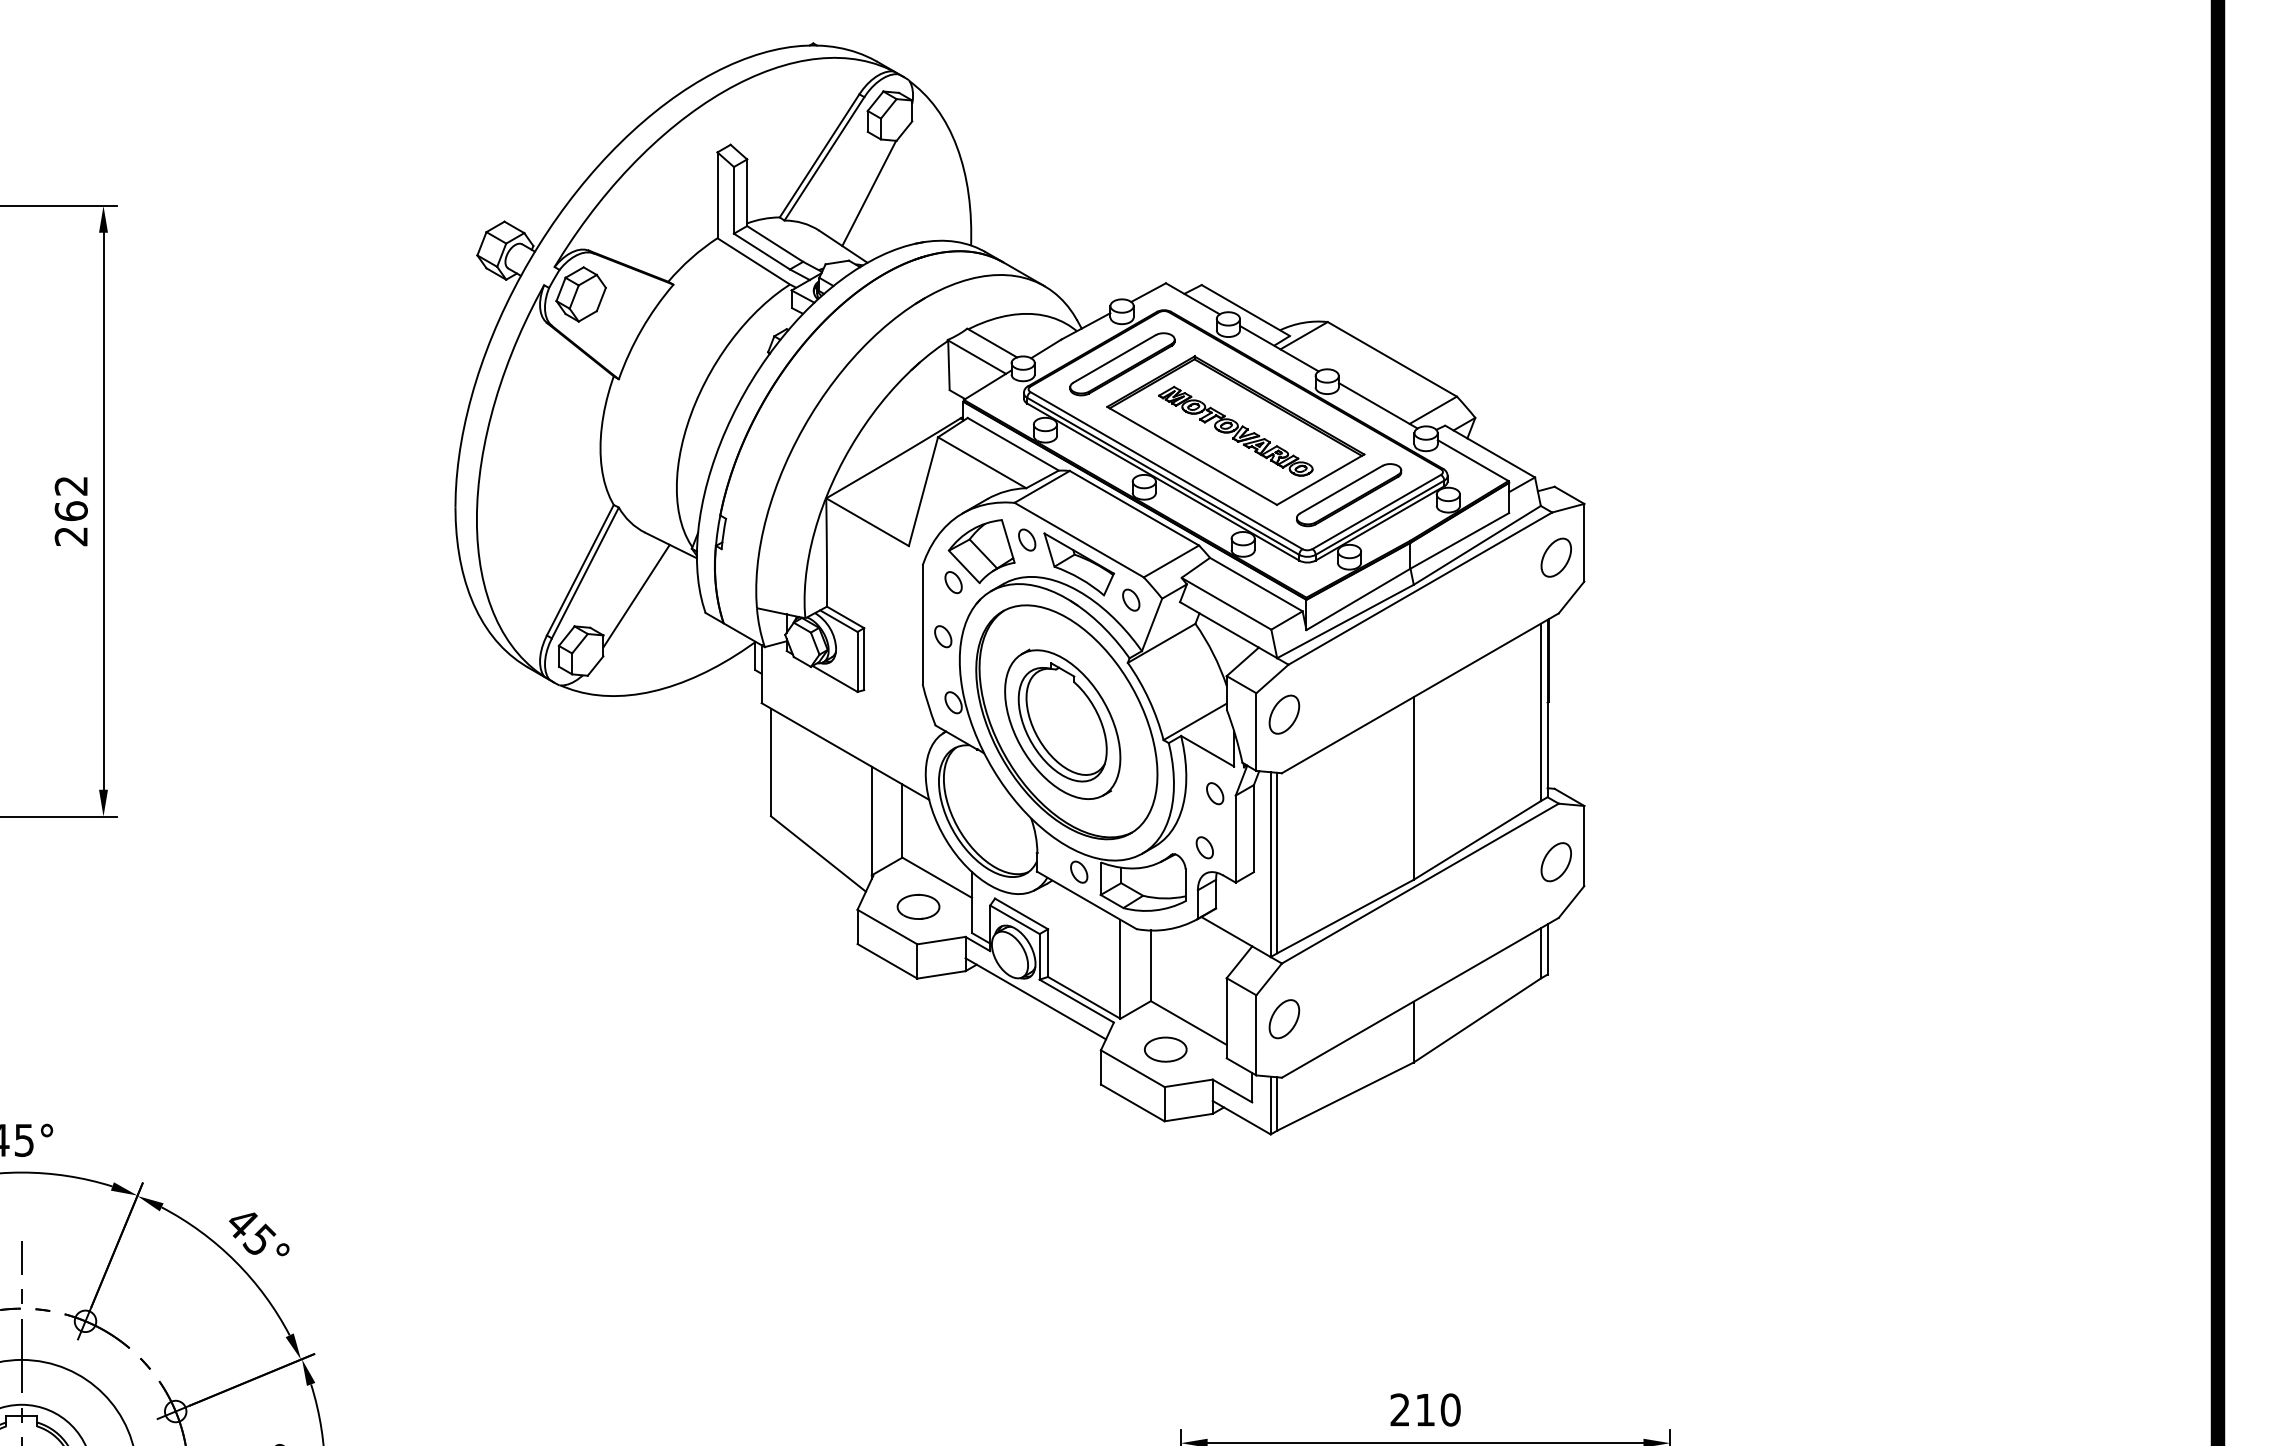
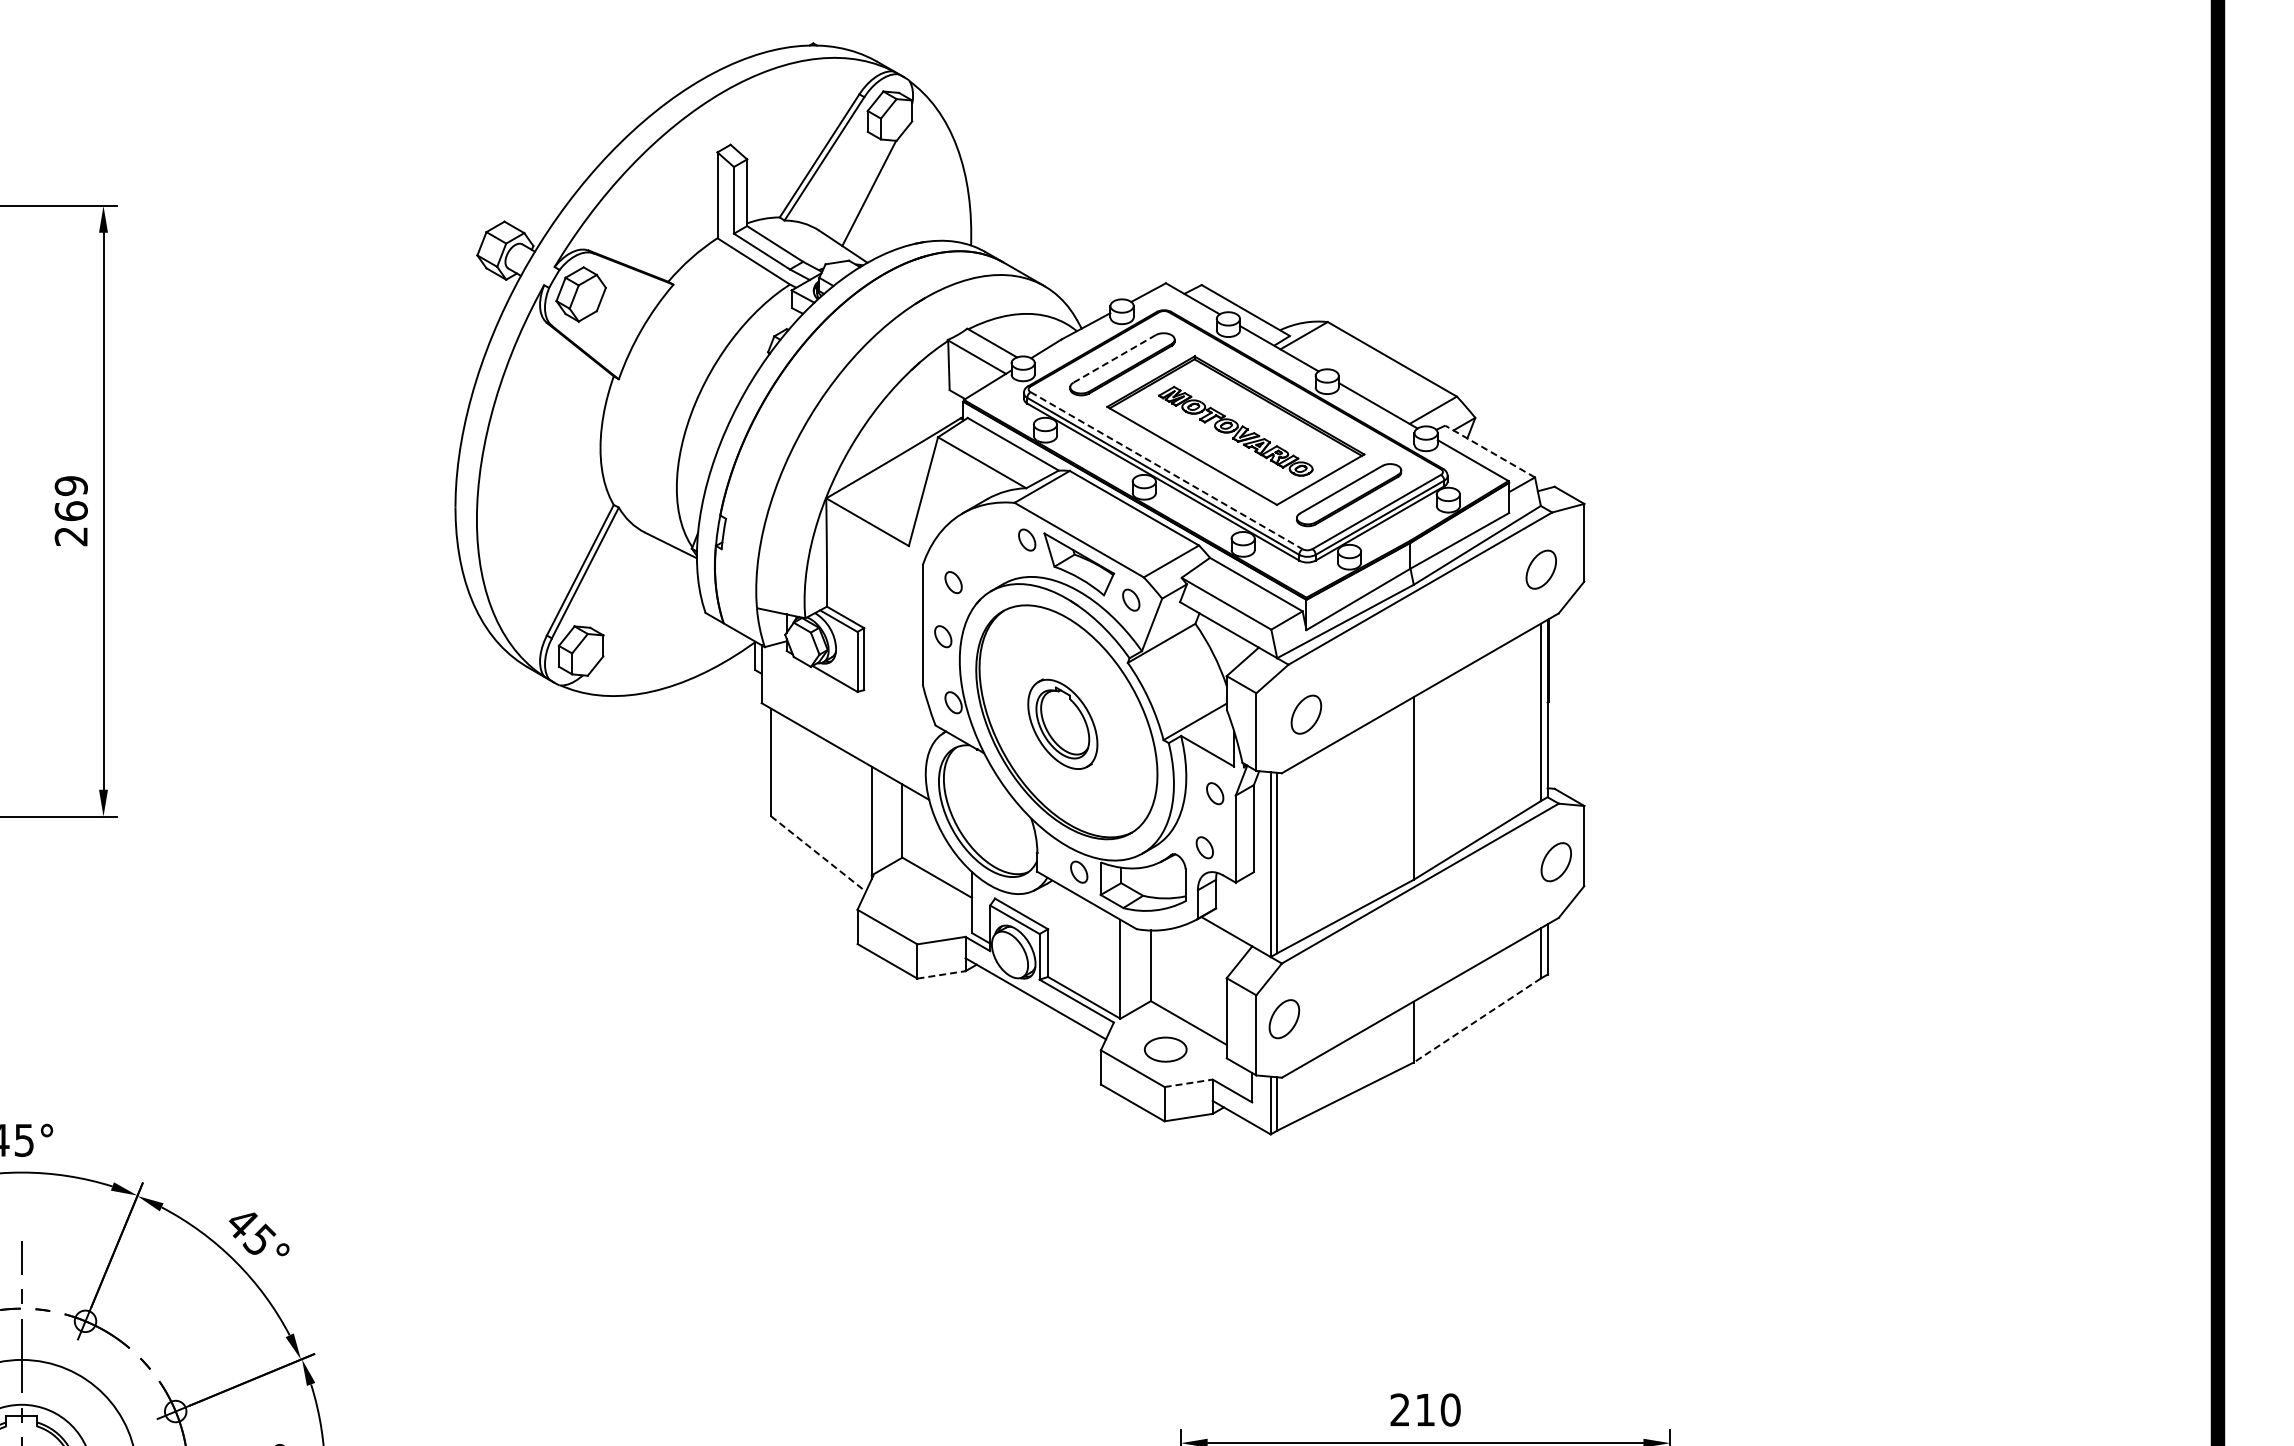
line: solid -> dashed (1114, 358)
line: solid -> dashed (1490, 451)
line: solid -> dashed (1166, 470)
text: 262 -> 269 (70, 486)
part: present -> none (981, 551)
part position: (1555, 557) -> (1540, 569) (1540, 569)
line: present -> none (636, 595)
part position: (1284, 714) -> (1306, 714) (1306, 714)
part size: 118x152 px -> 72x92 px (1062, 723)
line: solid -> dashed (818, 853)
part: present -> none (918, 906)
line: solid -> dashed (941, 974)
line: solid -> dashed (1476, 1020)
line: solid -> dashed (1189, 1083)
